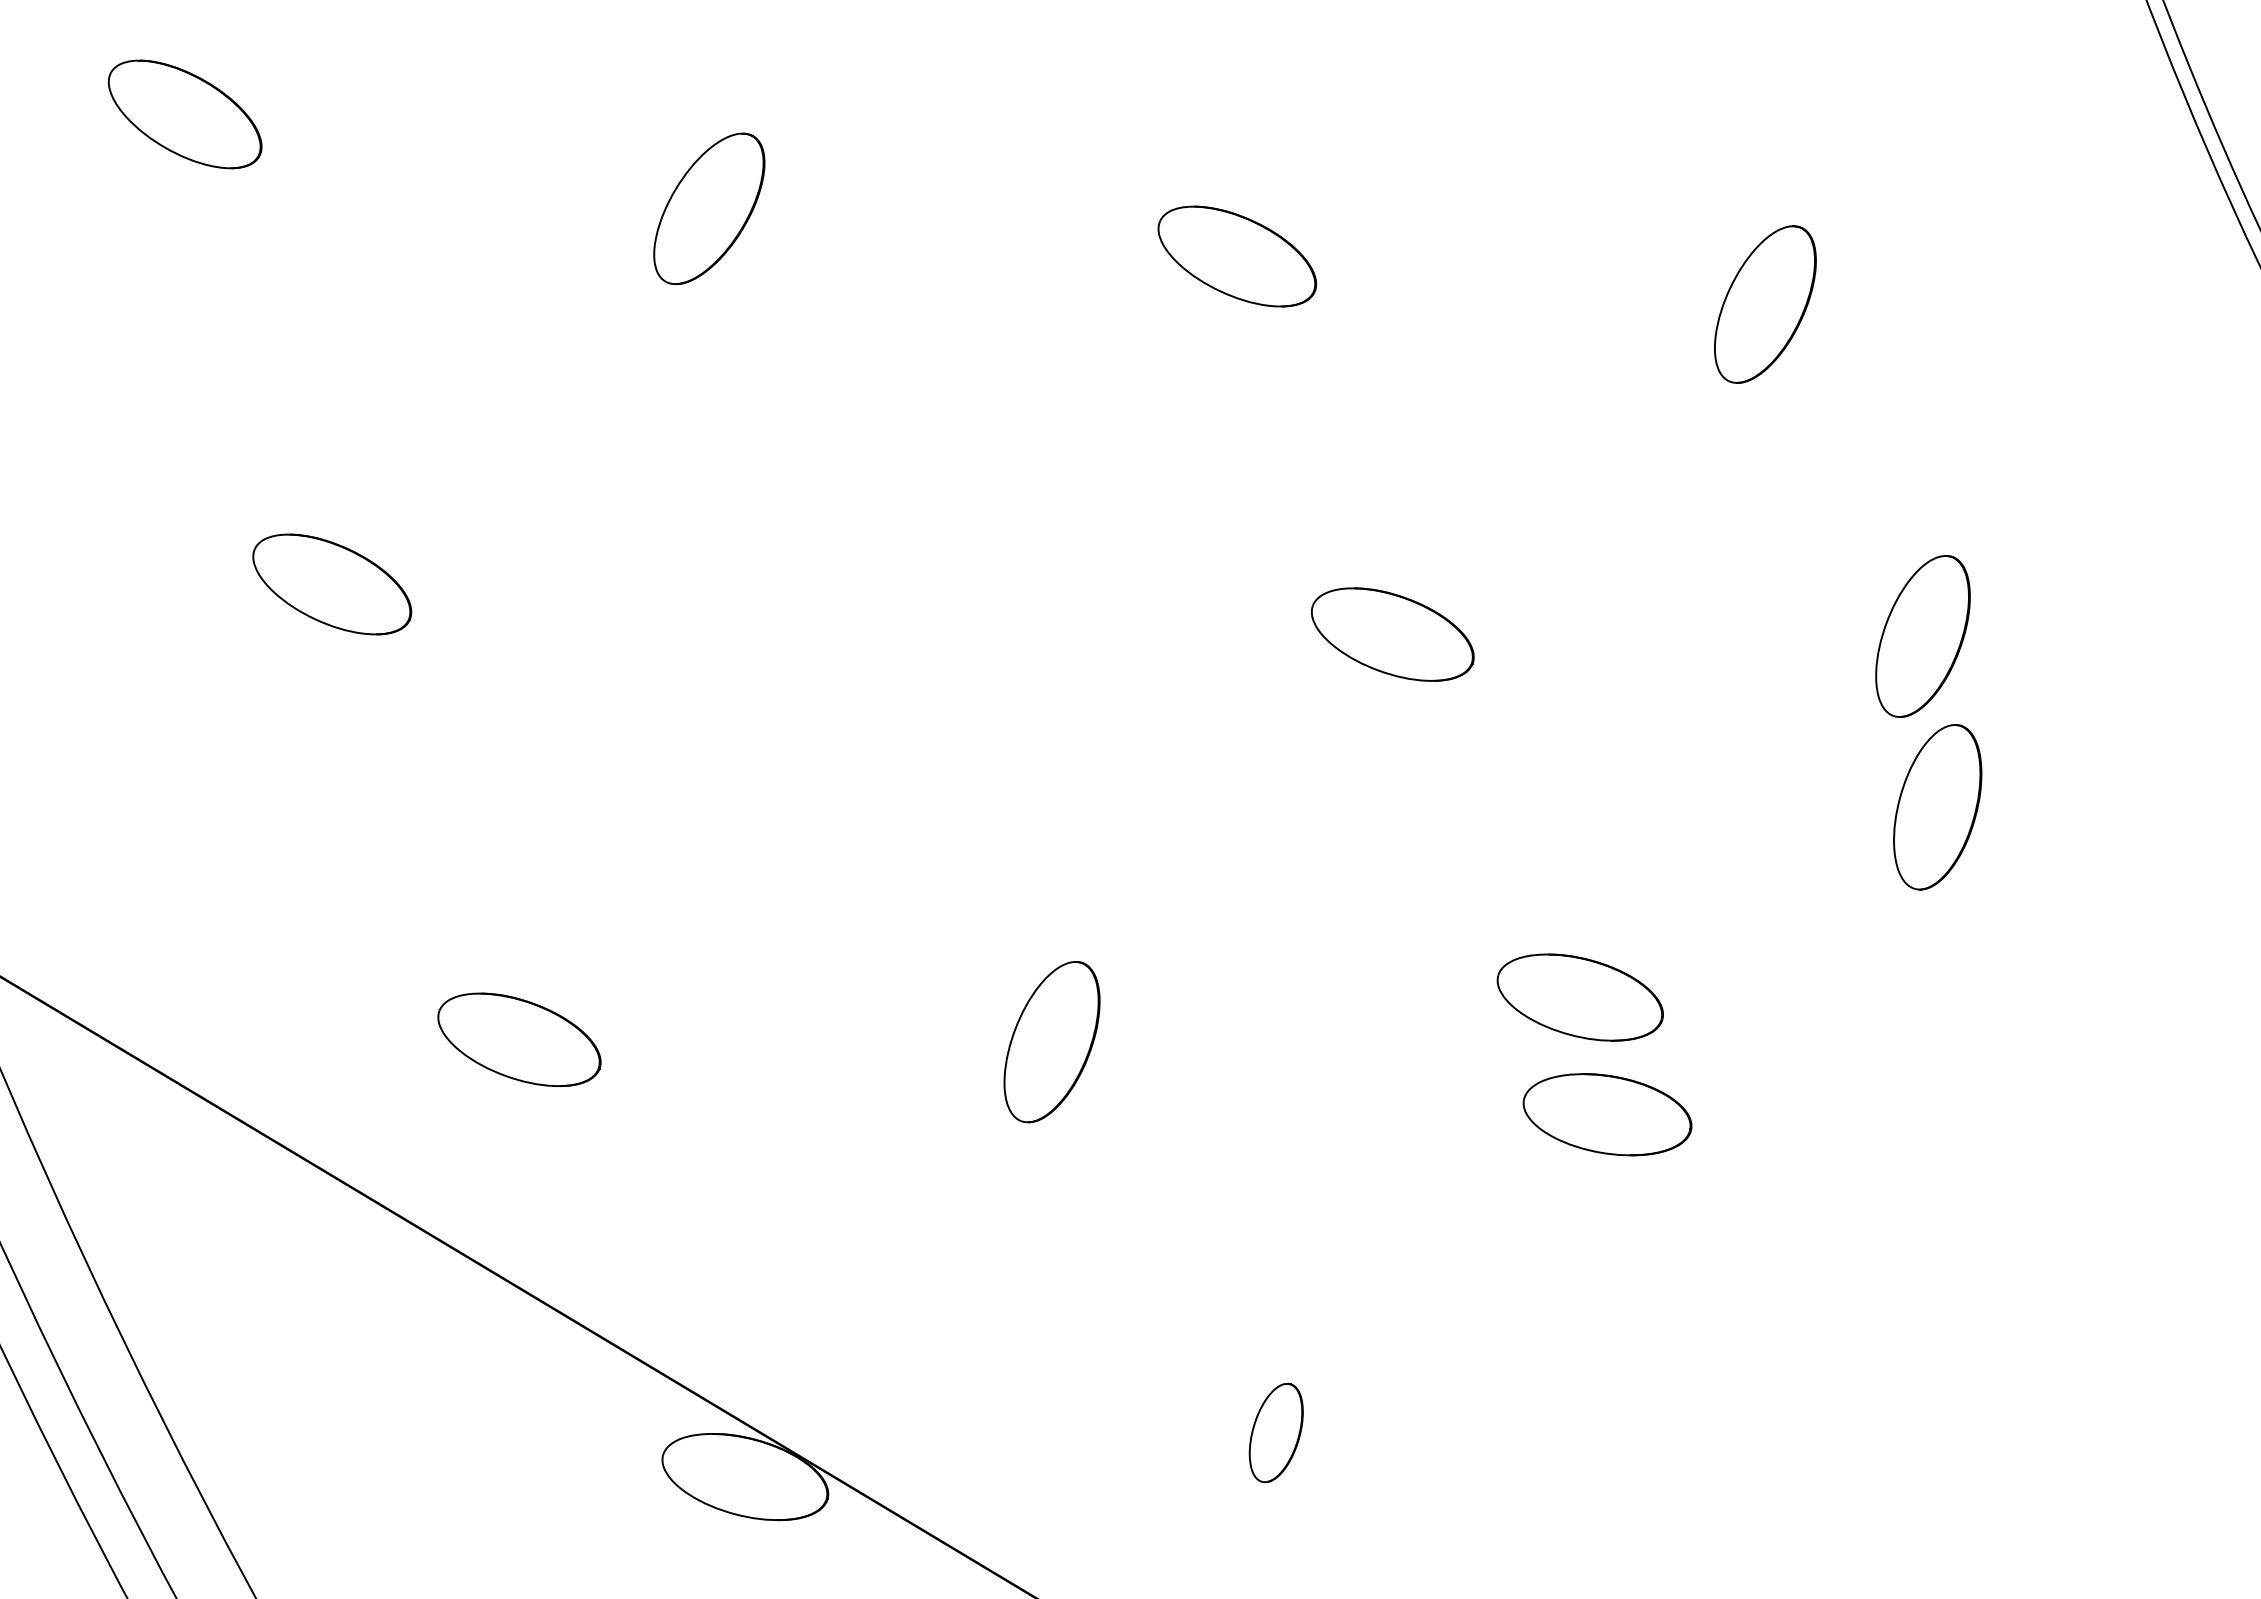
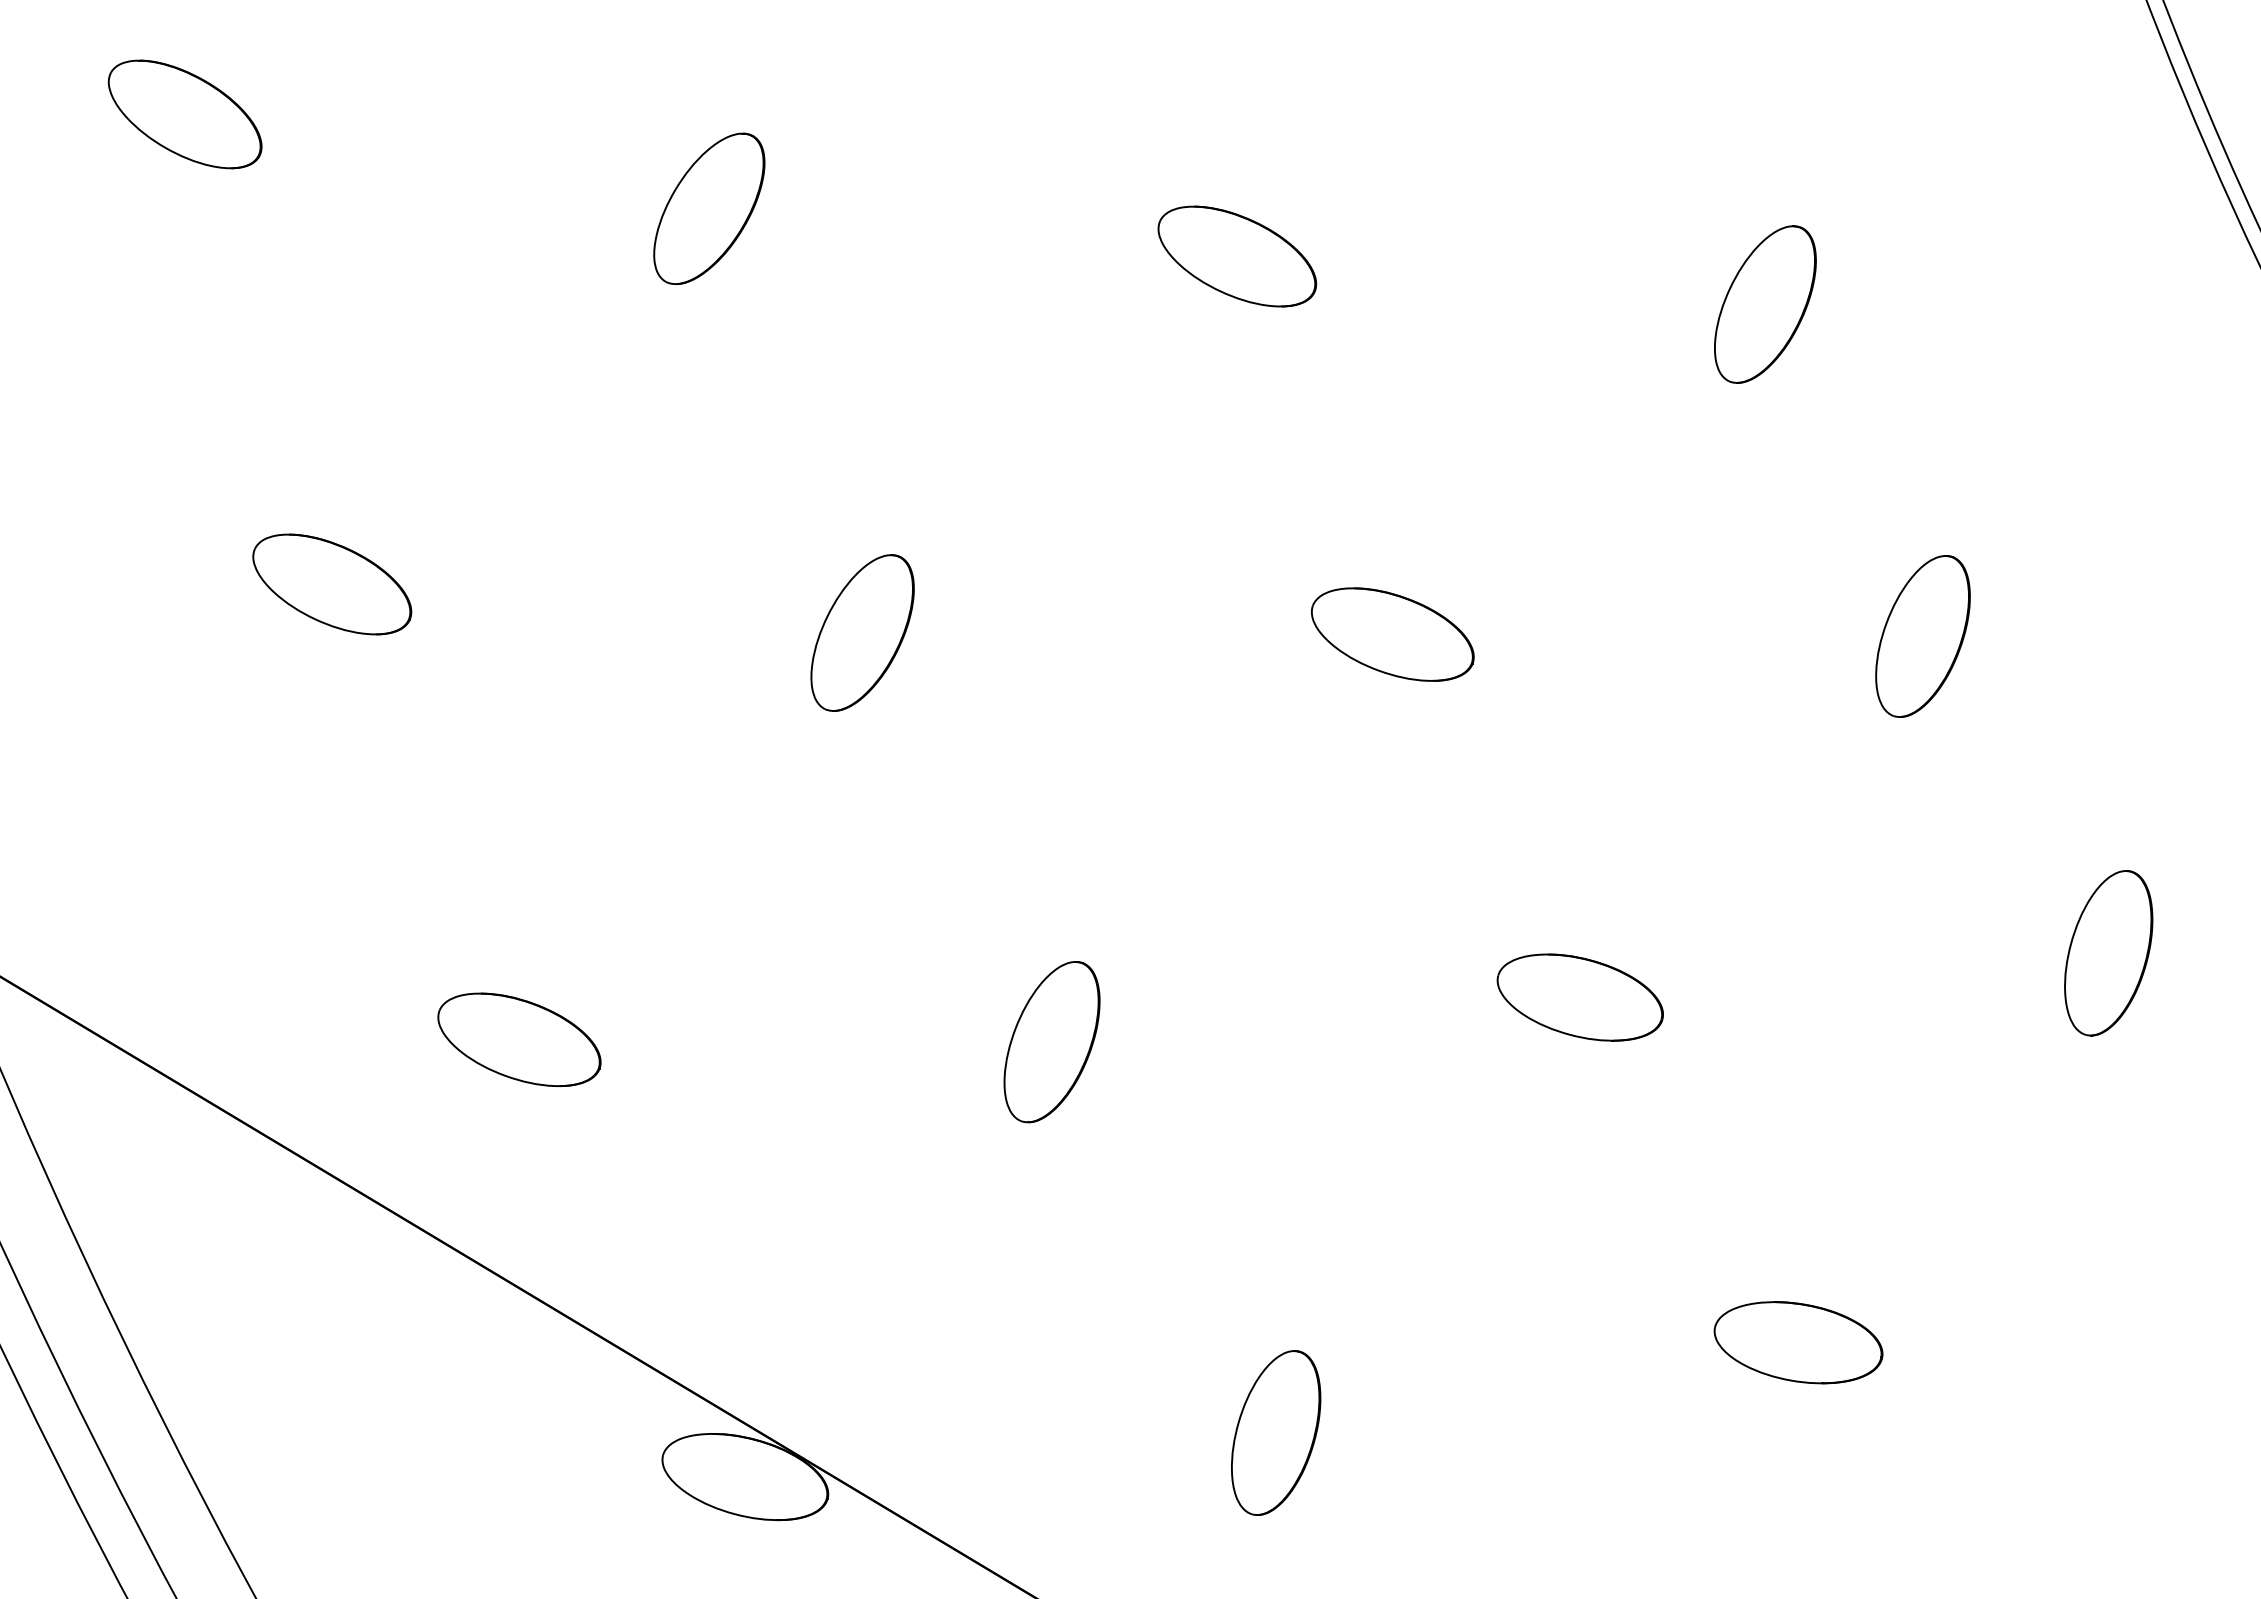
part: none -> present (862, 632)
part position: (1937, 807) -> (2108, 953) (2108, 953)
part position: (1607, 1114) -> (1798, 1342) (1798, 1342)
part size: 56x102 px -> 91x166 px (1276, 1432)
